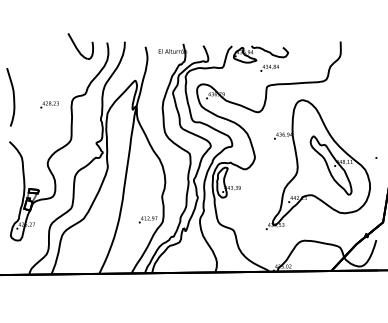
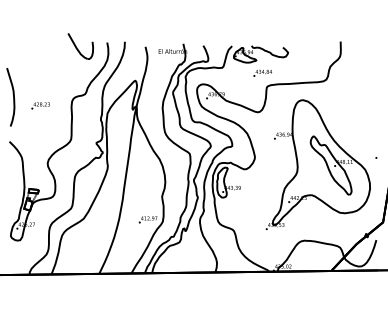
text position: (269, 67) -> (262, 72) (262, 72)
text position: (49, 104) -> (40, 105) (40, 105)
